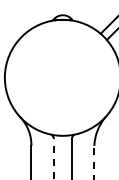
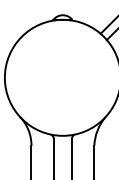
line: dashed -> solid (53, 159)
line: dashed -> solid (94, 162)
